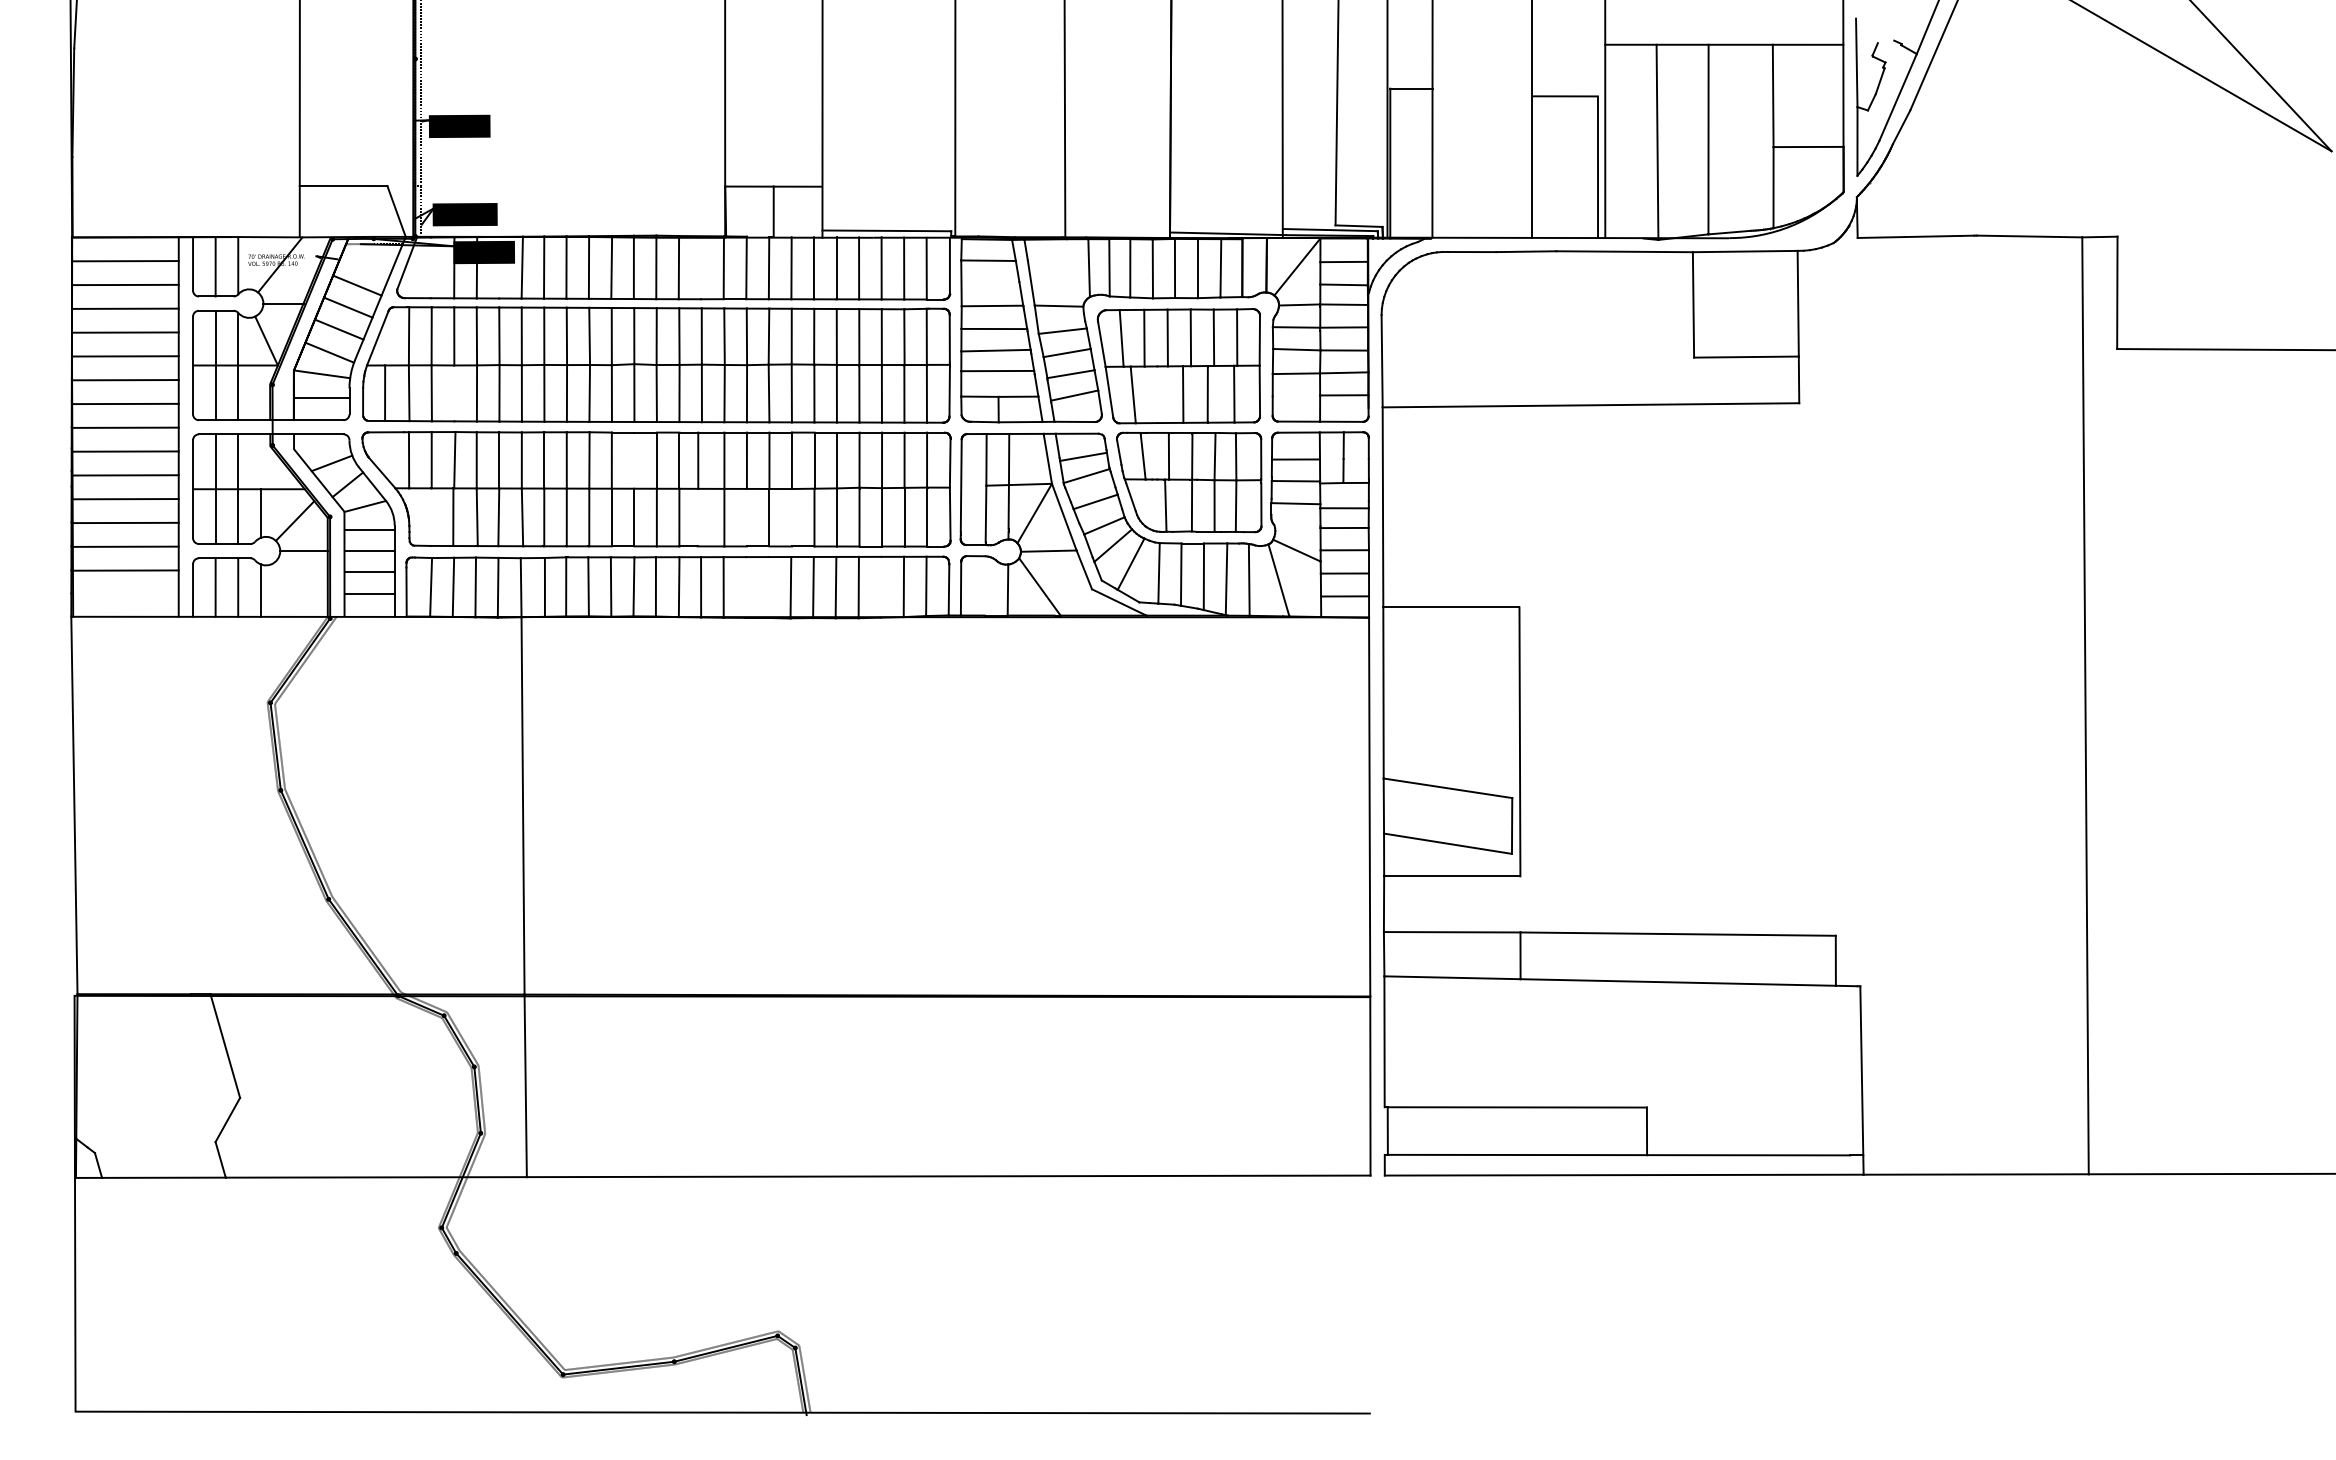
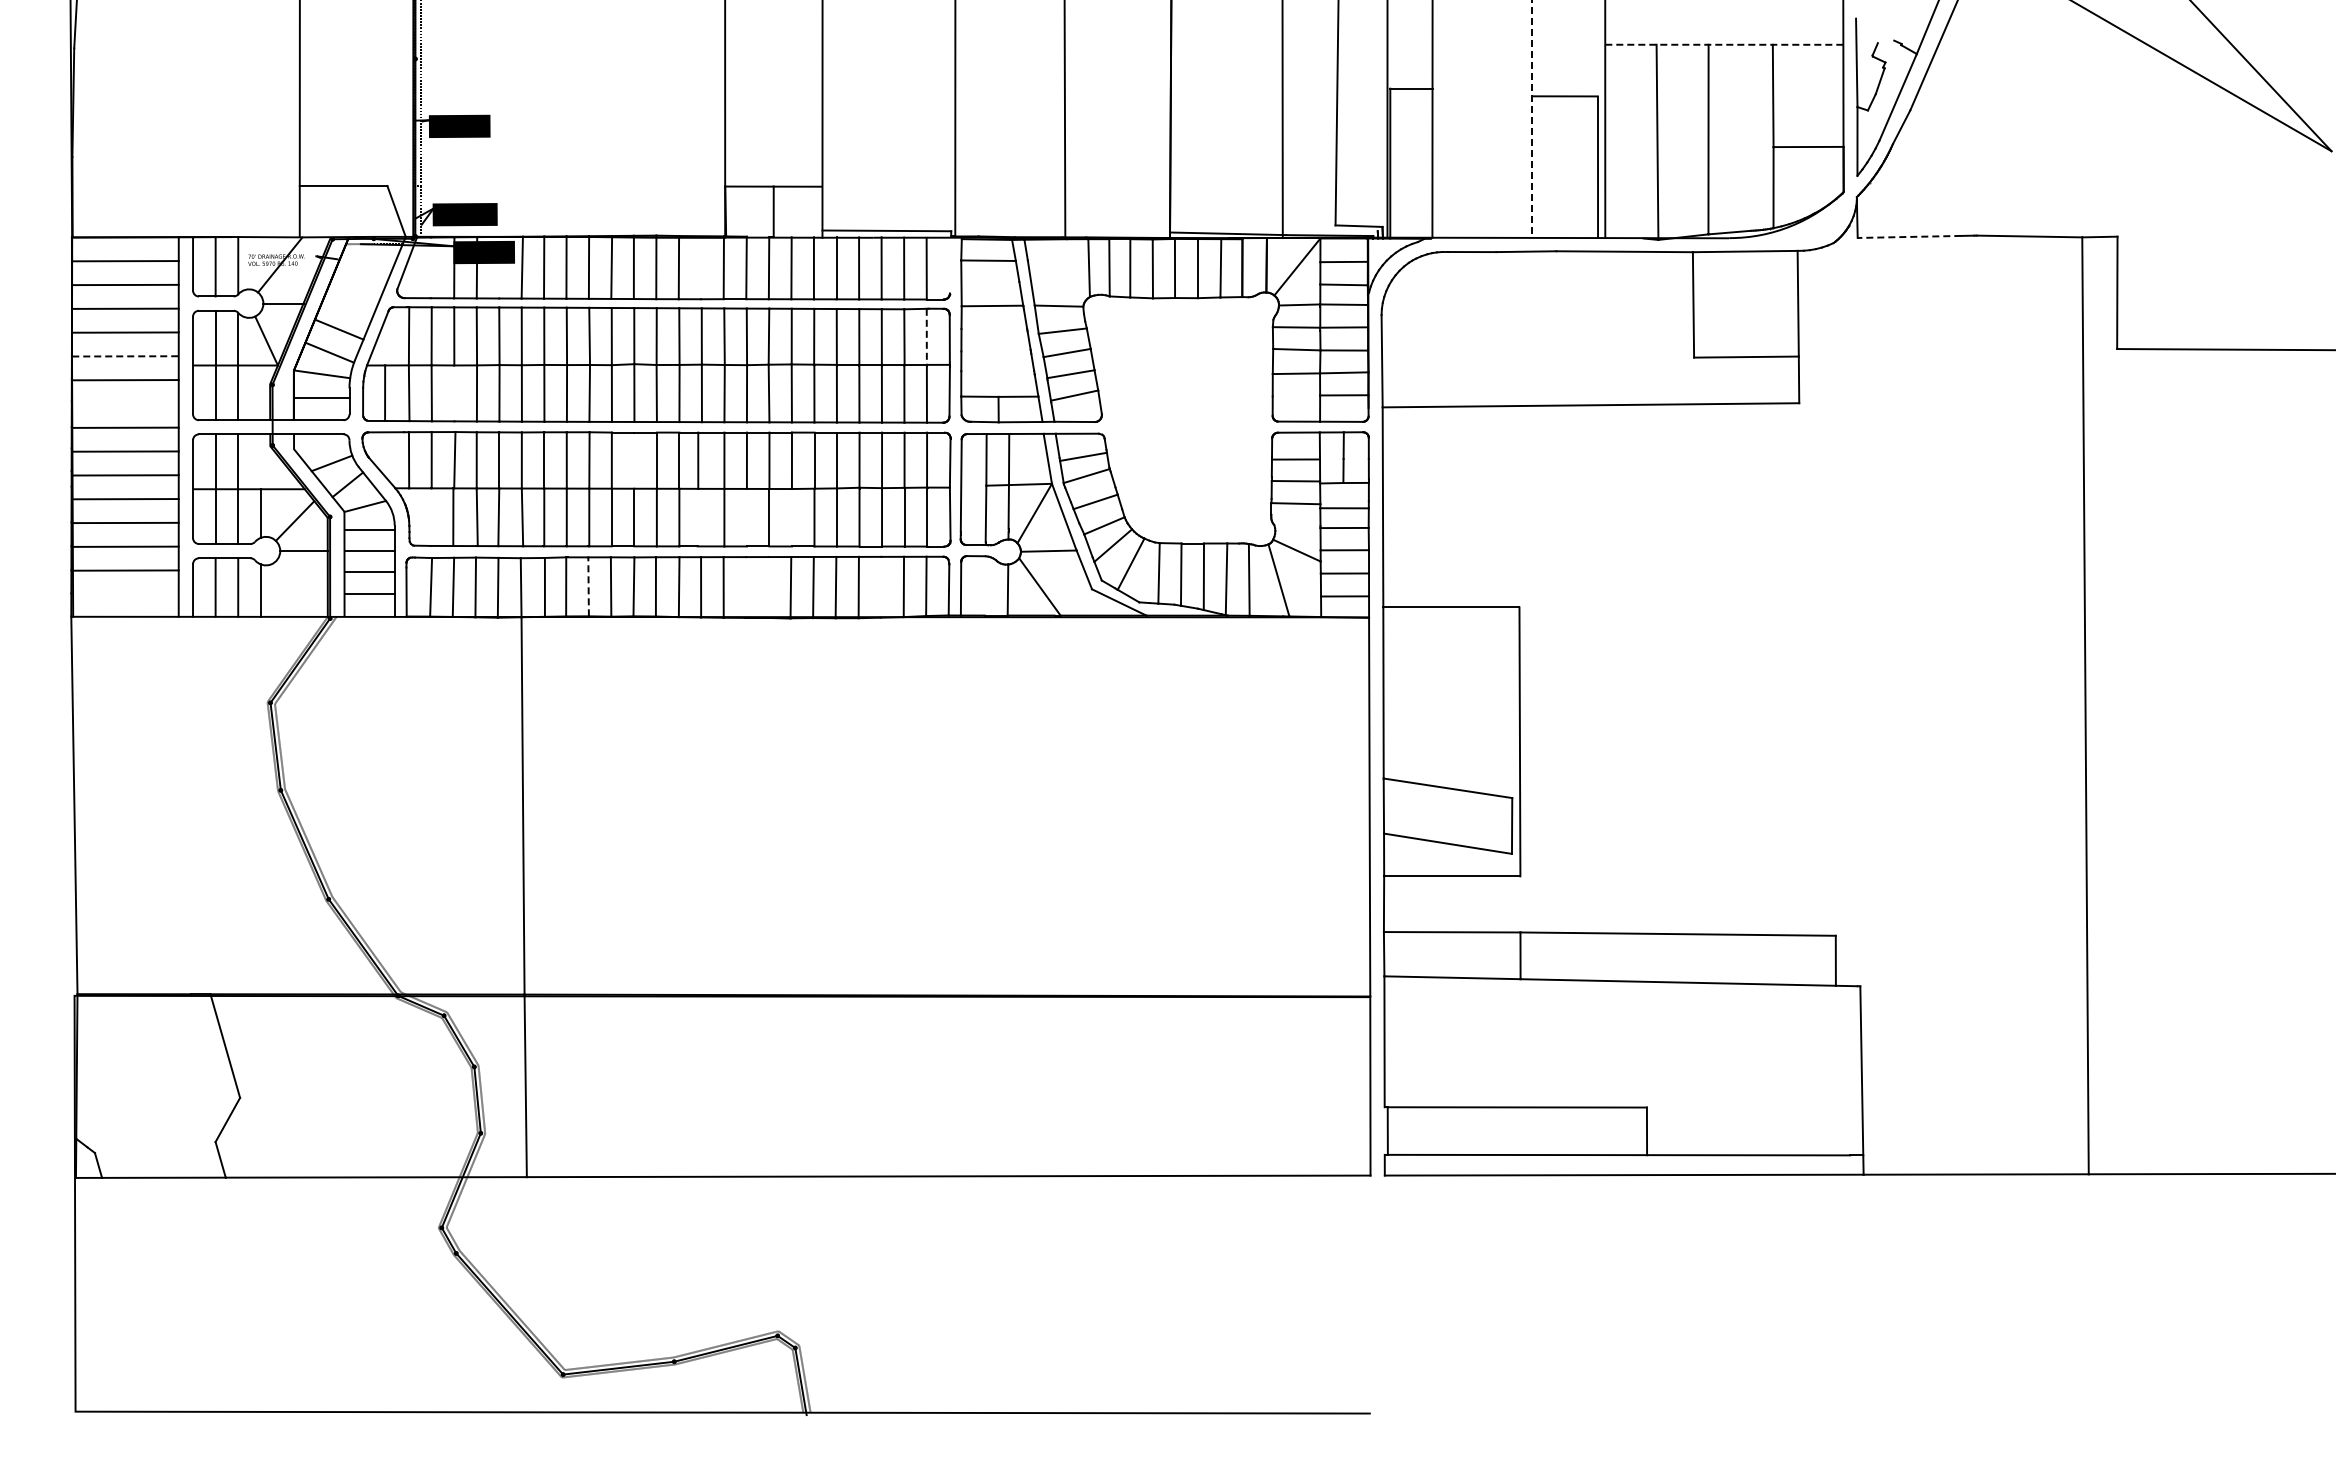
line: solid -> dashed (1723, 44)
line: solid -> dashed (1532, 118)
line: present -> none (1329, 230)
line: solid -> dashed (1909, 236)
line: present -> none (949, 265)
line: present -> none (357, 285)
line: present -> none (348, 307)
line: present -> none (994, 328)
line: solid -> dashed (926, 337)
line: present -> none (995, 350)
line: solid -> dashed (125, 356)
line: present -> none (997, 370)
line: present -> none (125, 403)
part: present -> none (1179, 420)
line: solid -> dashed (588, 586)
